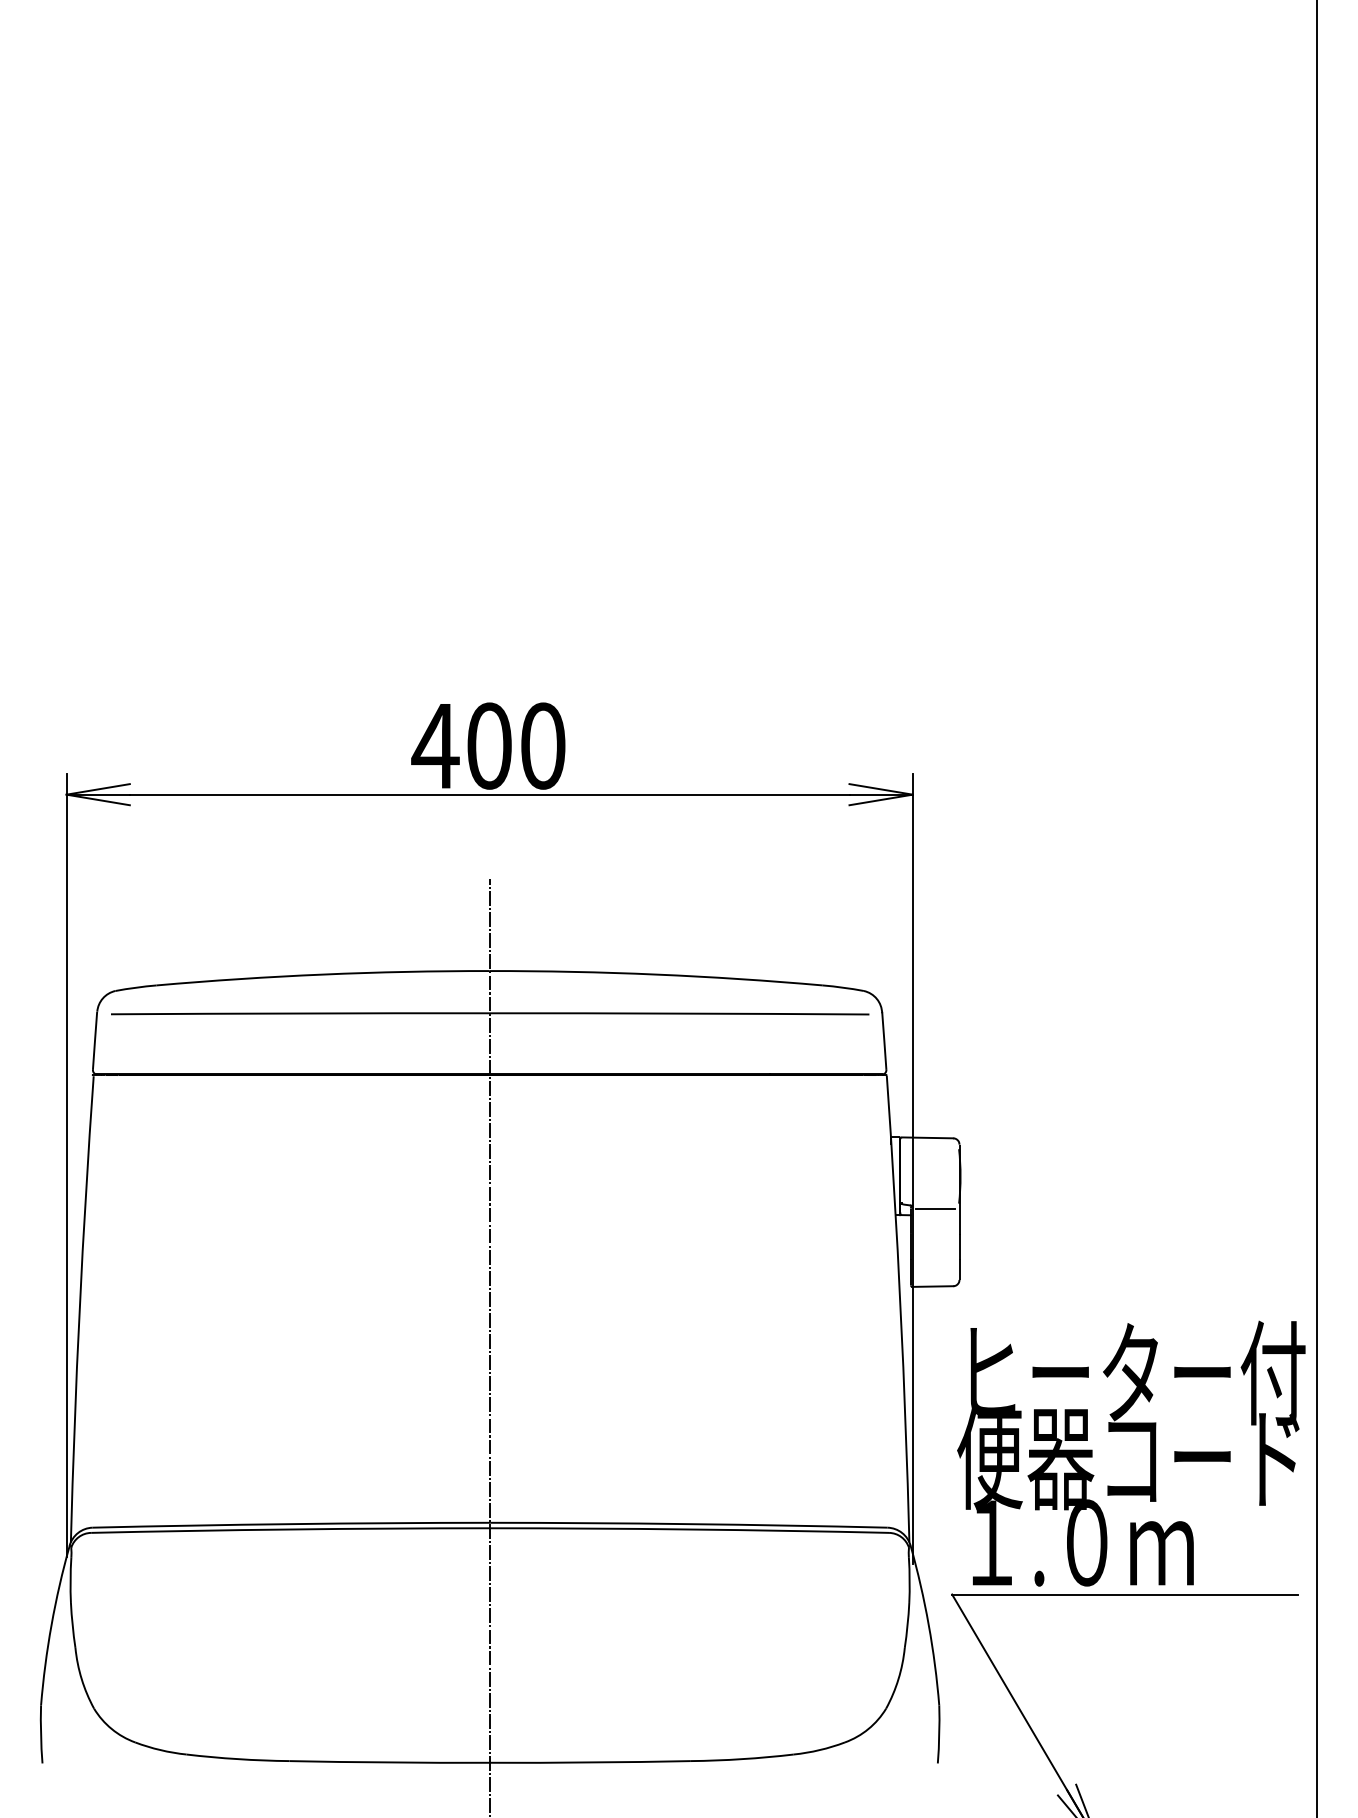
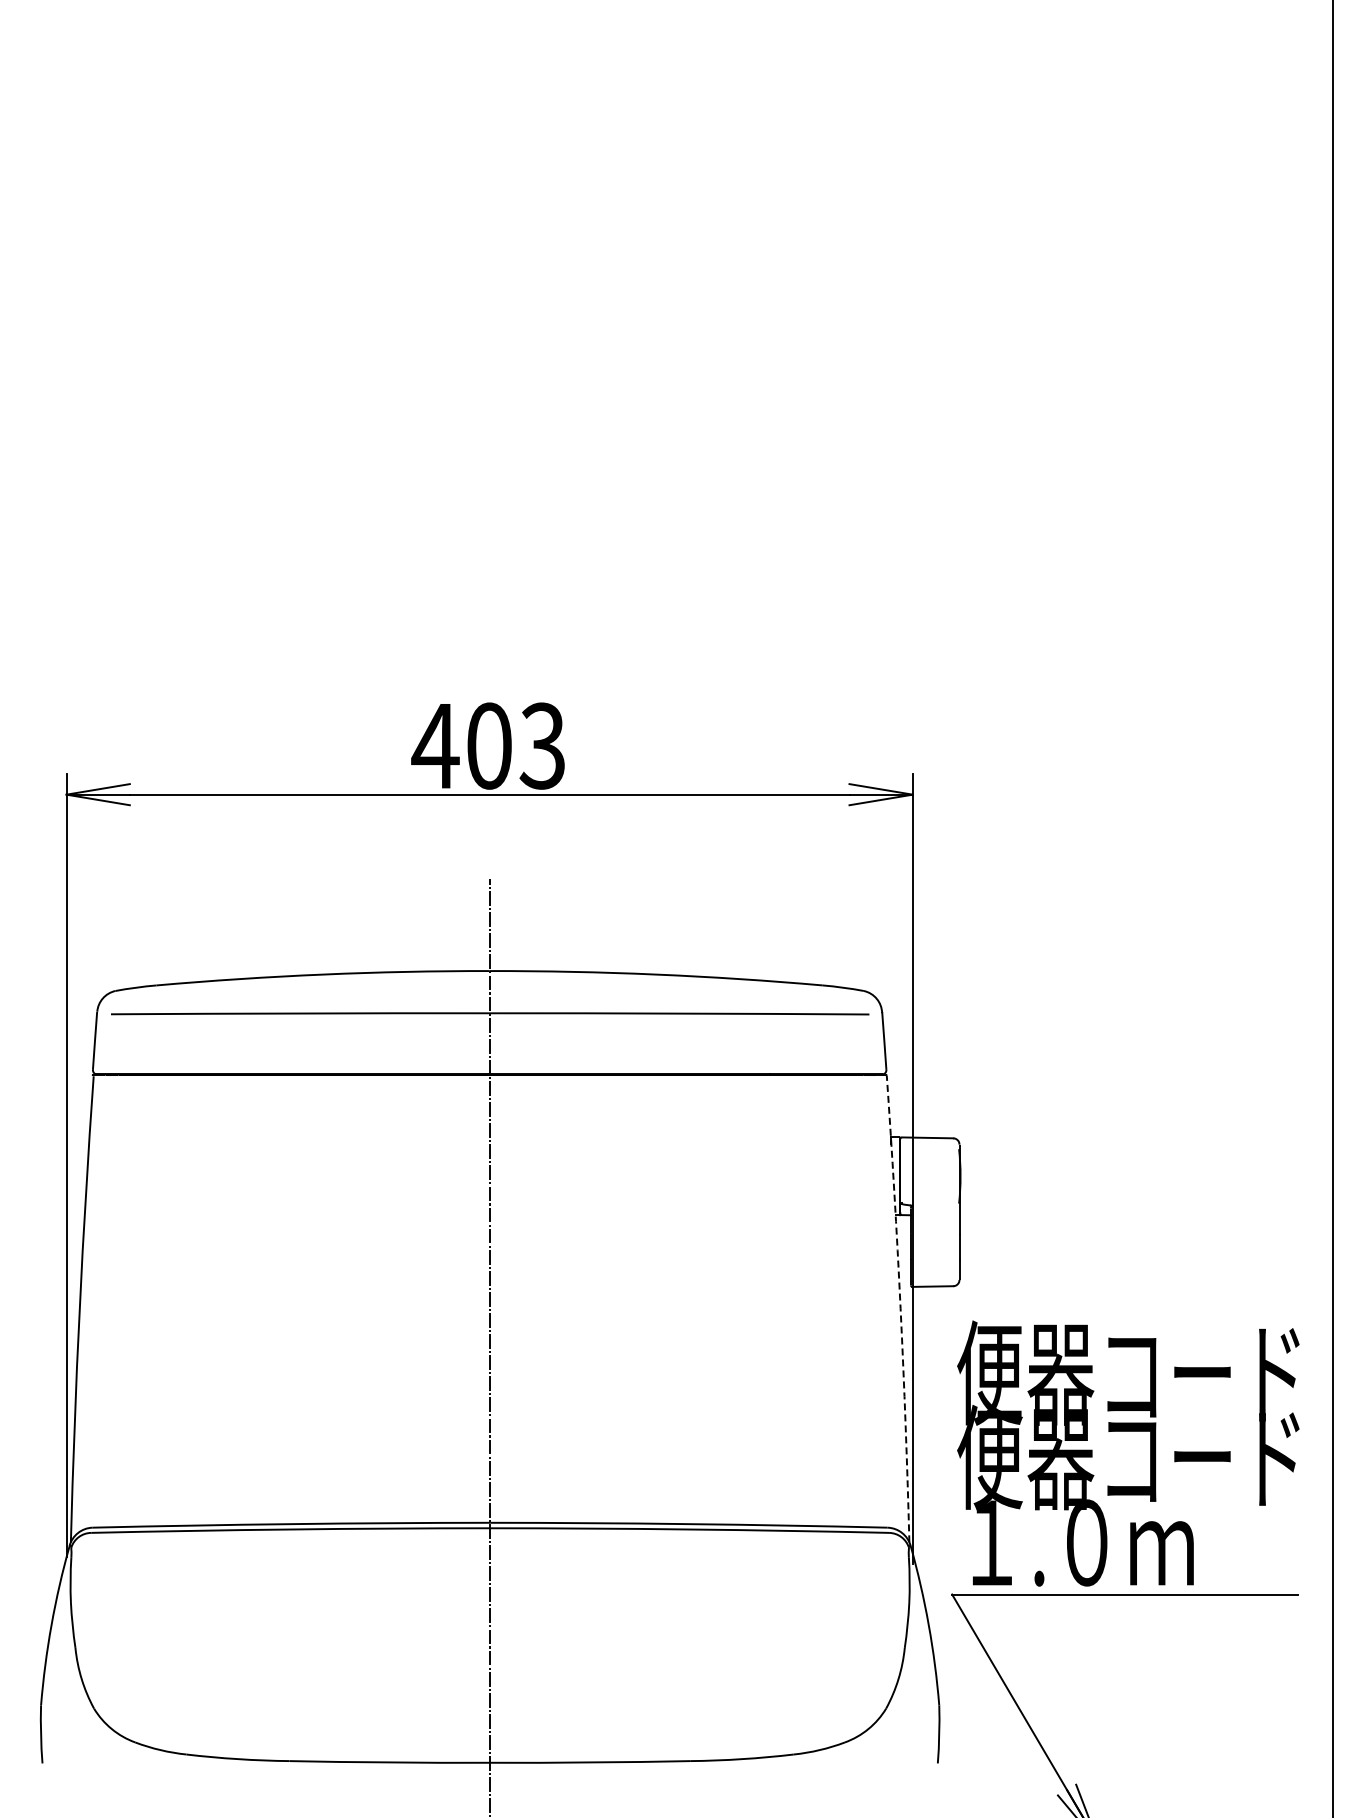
text: 400 -> 403 (542, 745)
line position: (1317, 908) -> (1333, 908) (1333, 908)
line: present -> none (935, 1209)
arc: solid -> dashed (900, 1308)
text: ヒーター付 -> 便器コード (1131, 1372)
